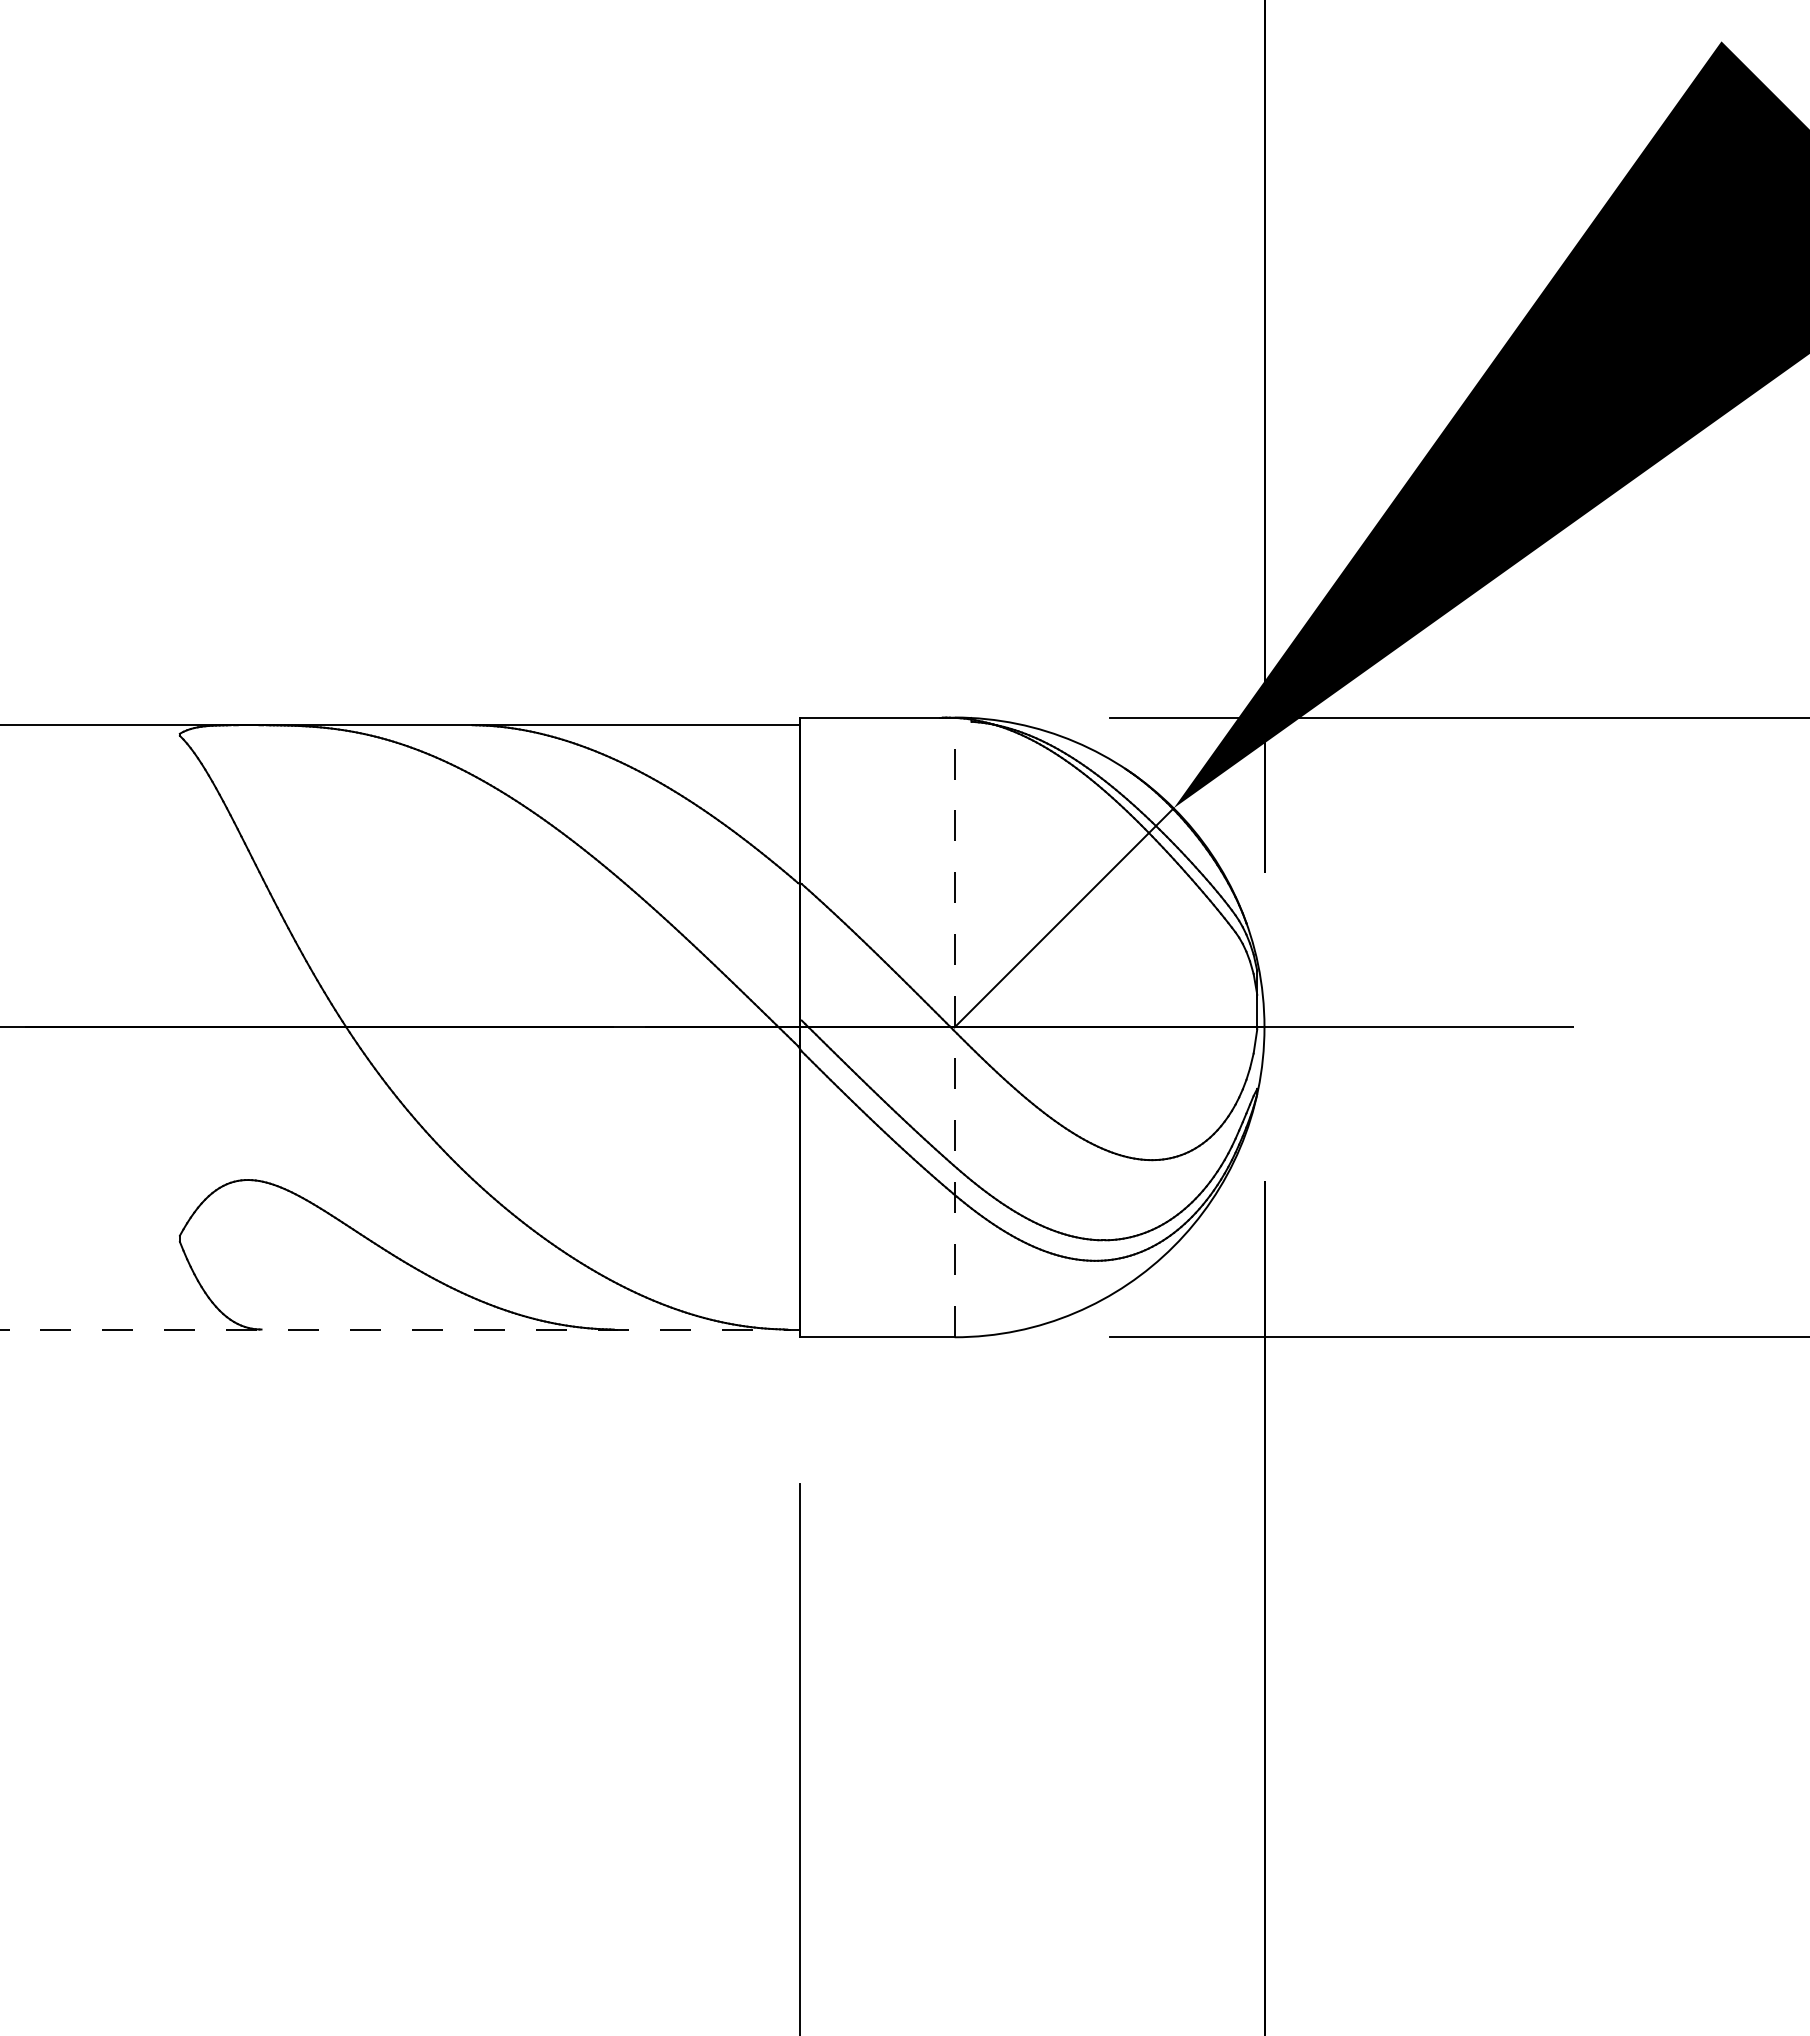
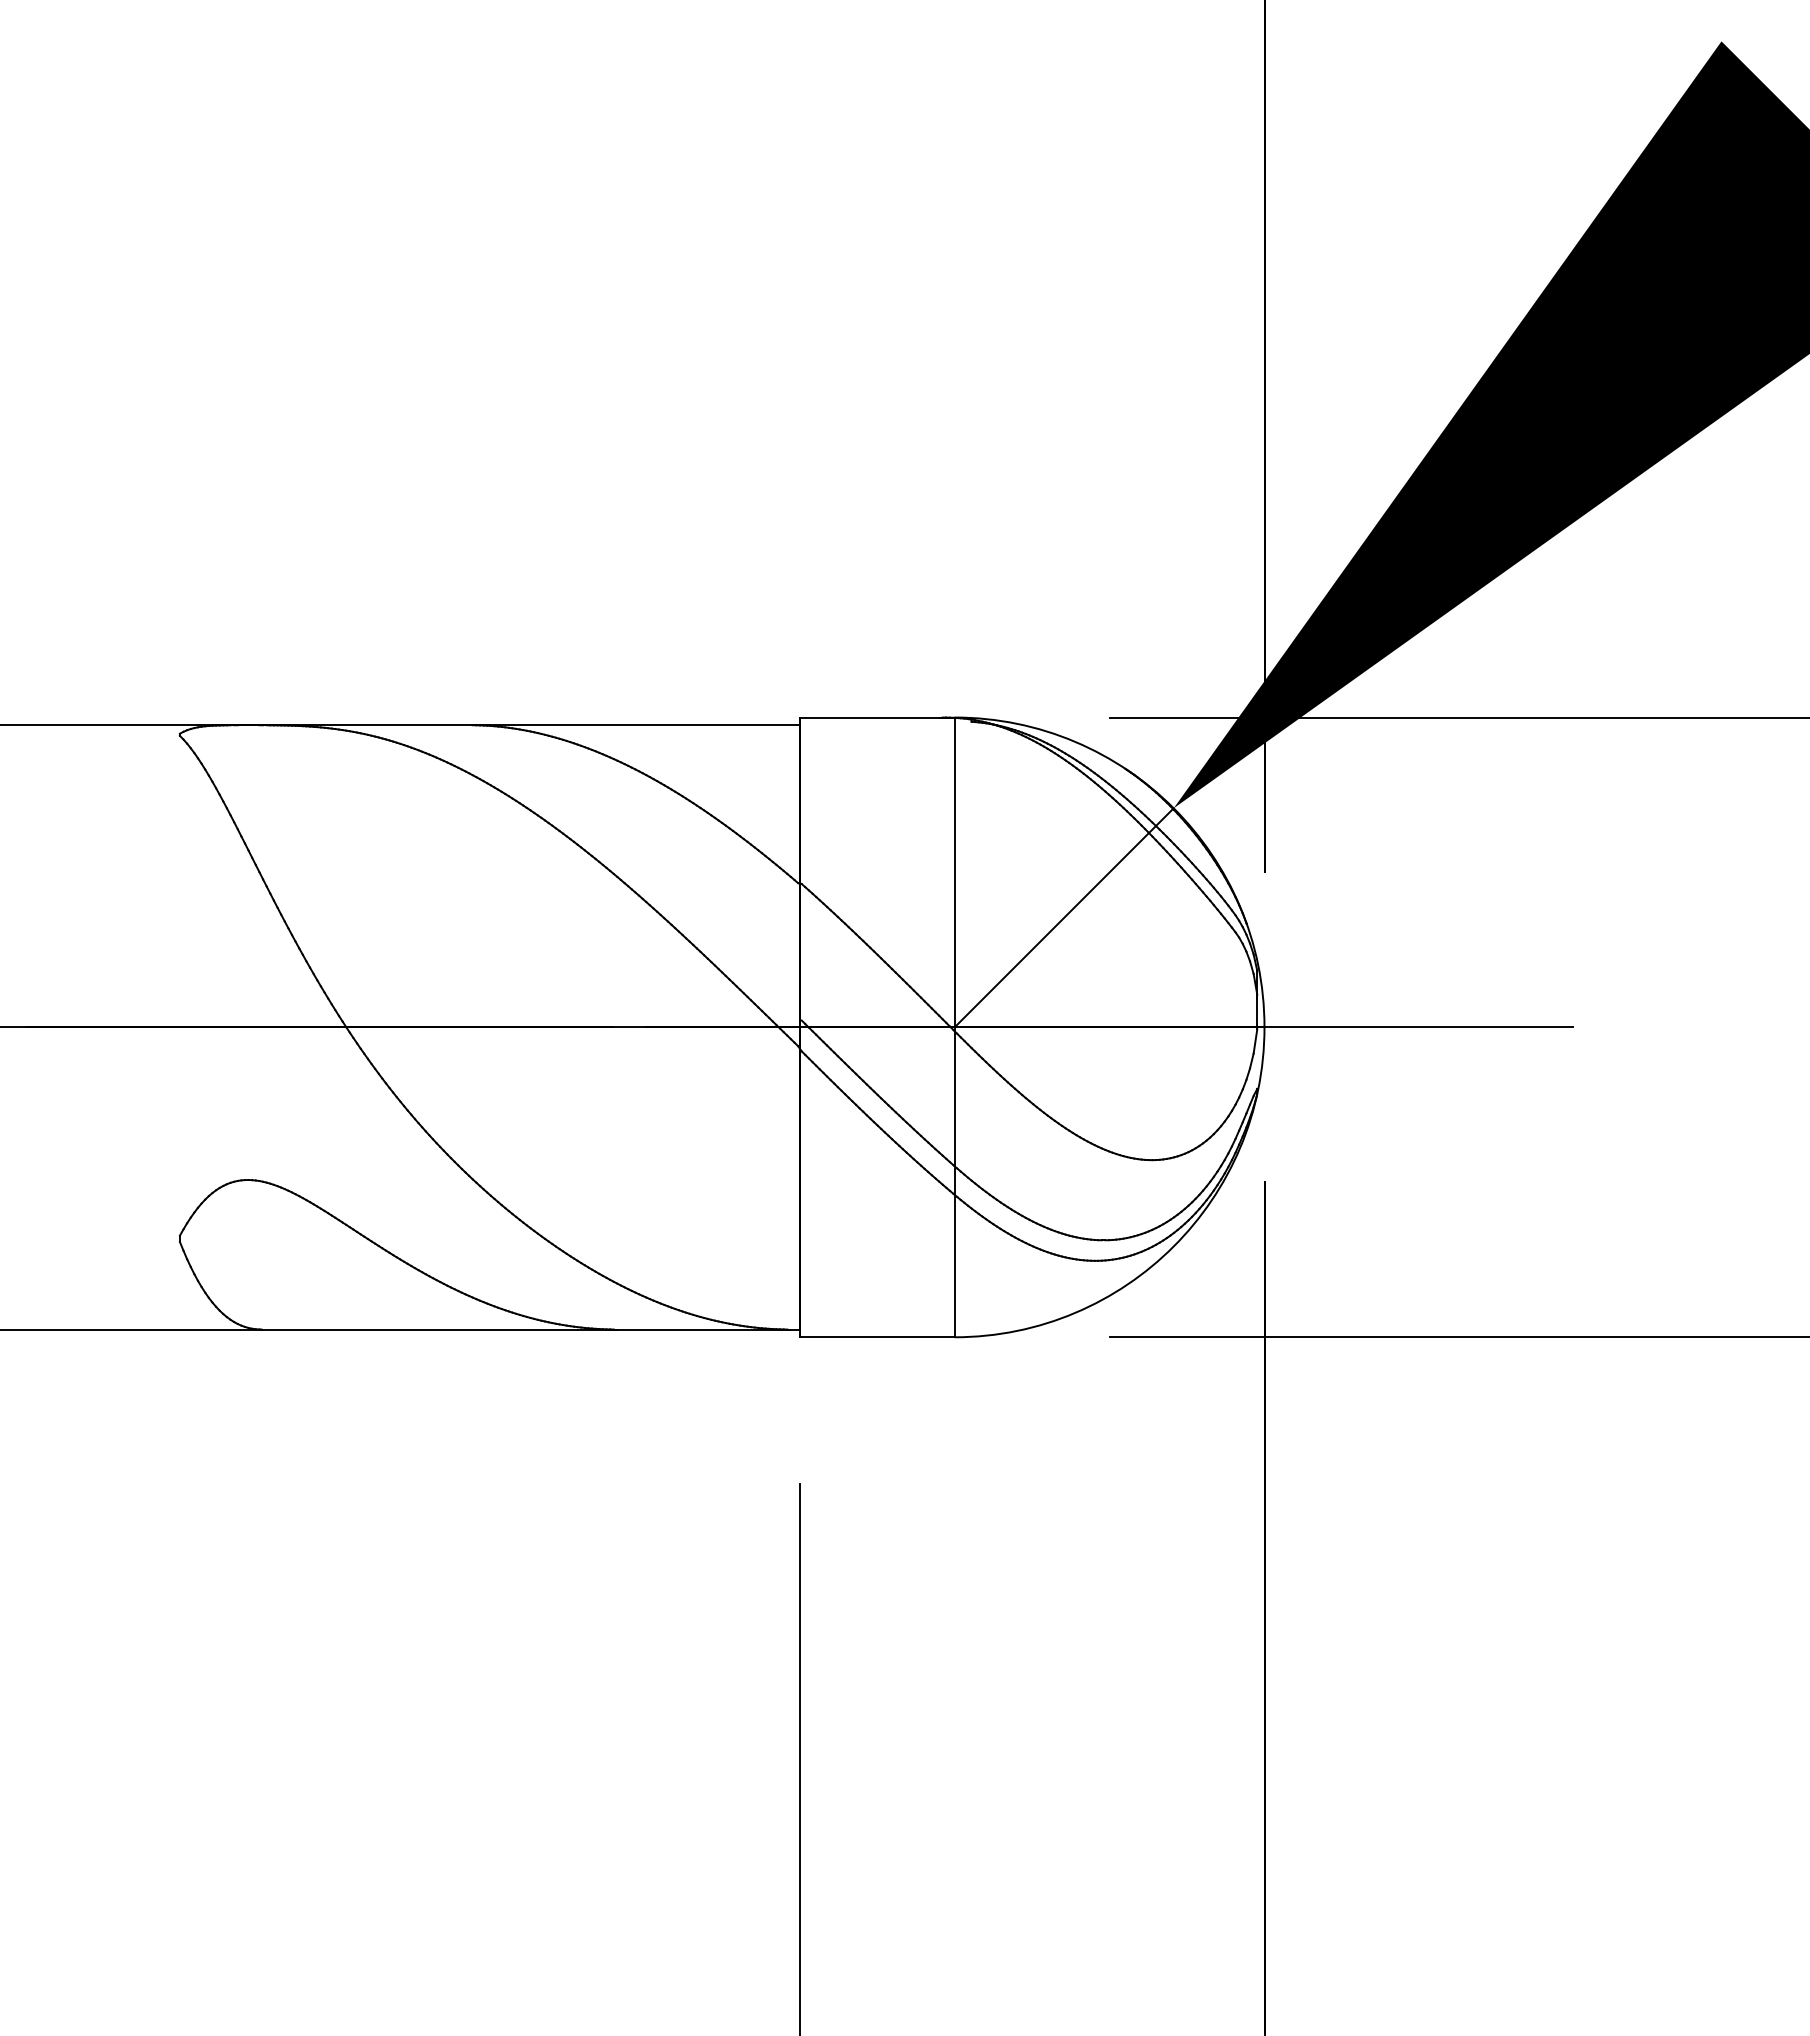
line: dashed -> solid (954, 1027)
line: dashed -> solid (400, 1329)
